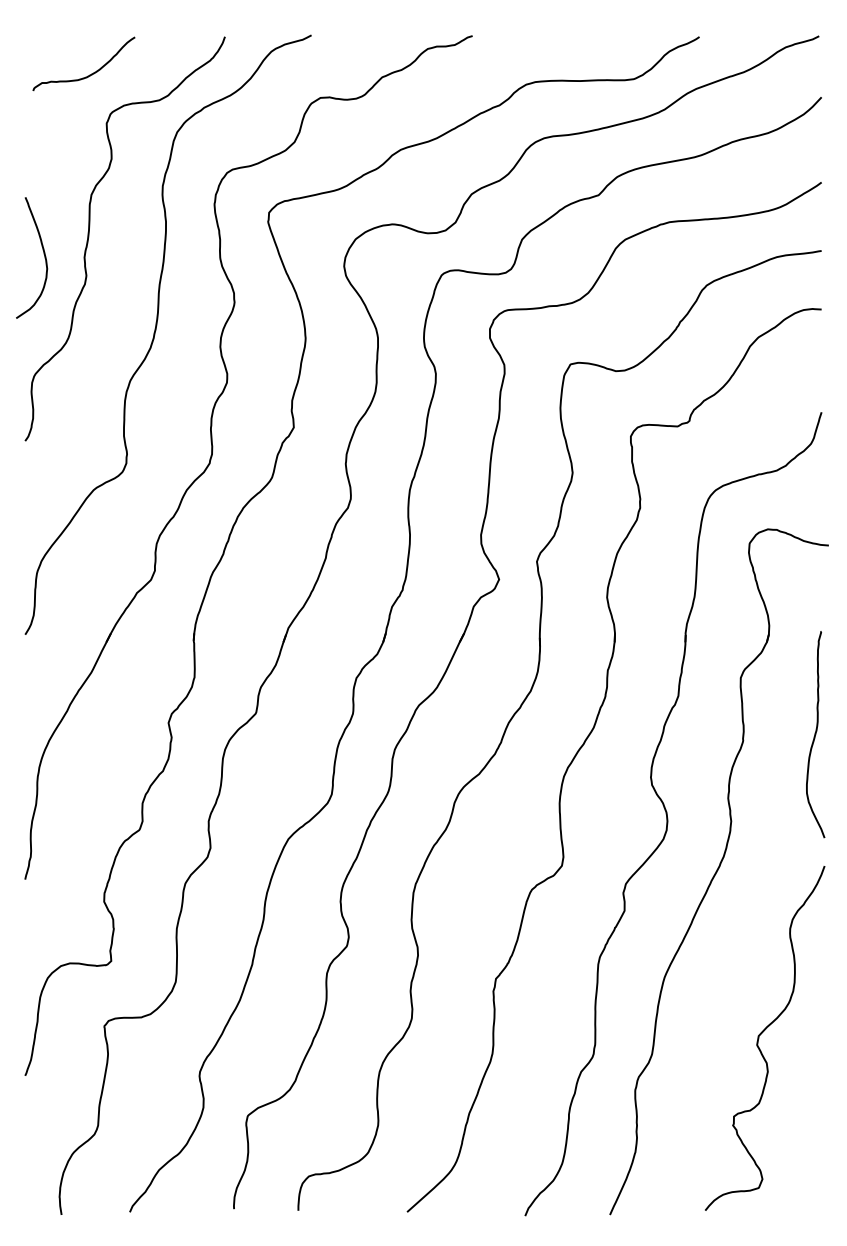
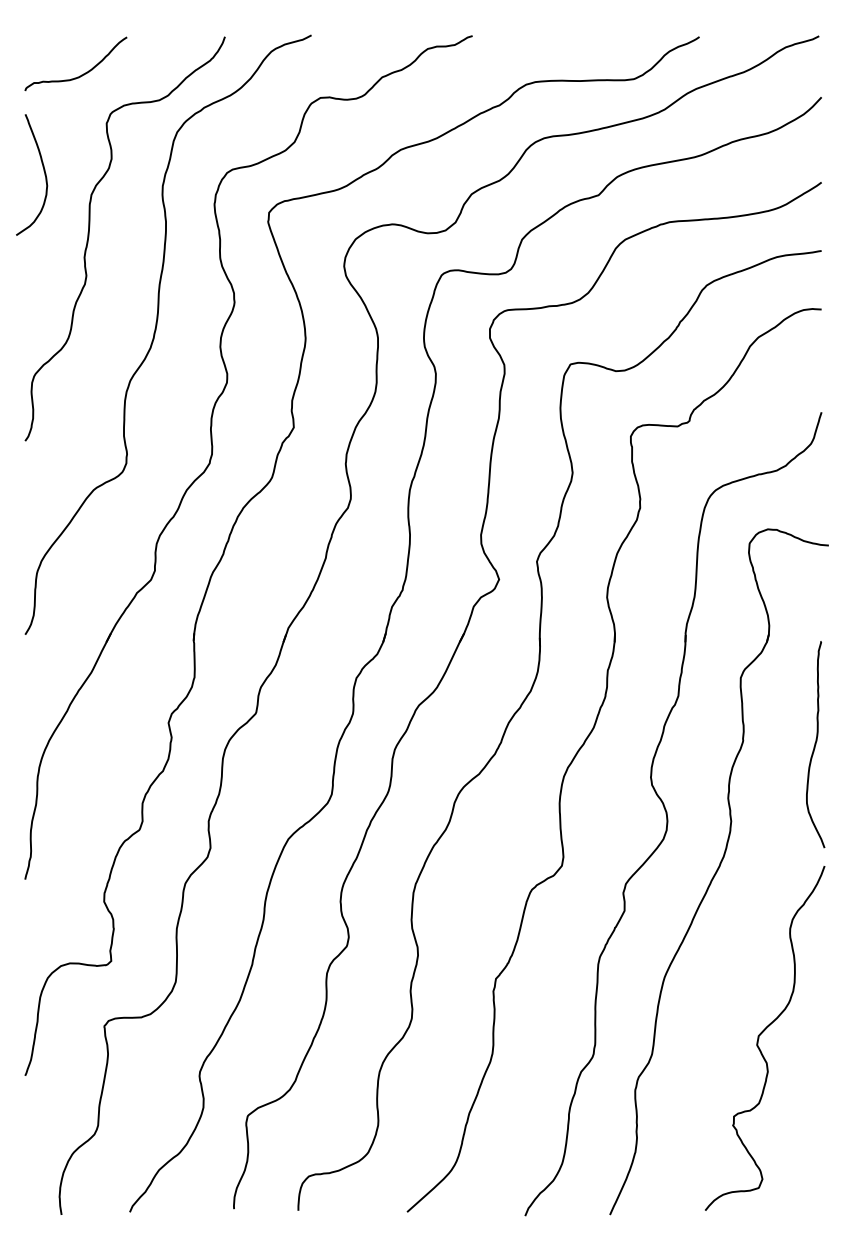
curve position: (89, 74) -> (81, 74) (81, 74)
curve position: (43, 254) -> (43, 171) (43, 171)
curve position: (815, 734) -> (815, 744) (815, 744)
